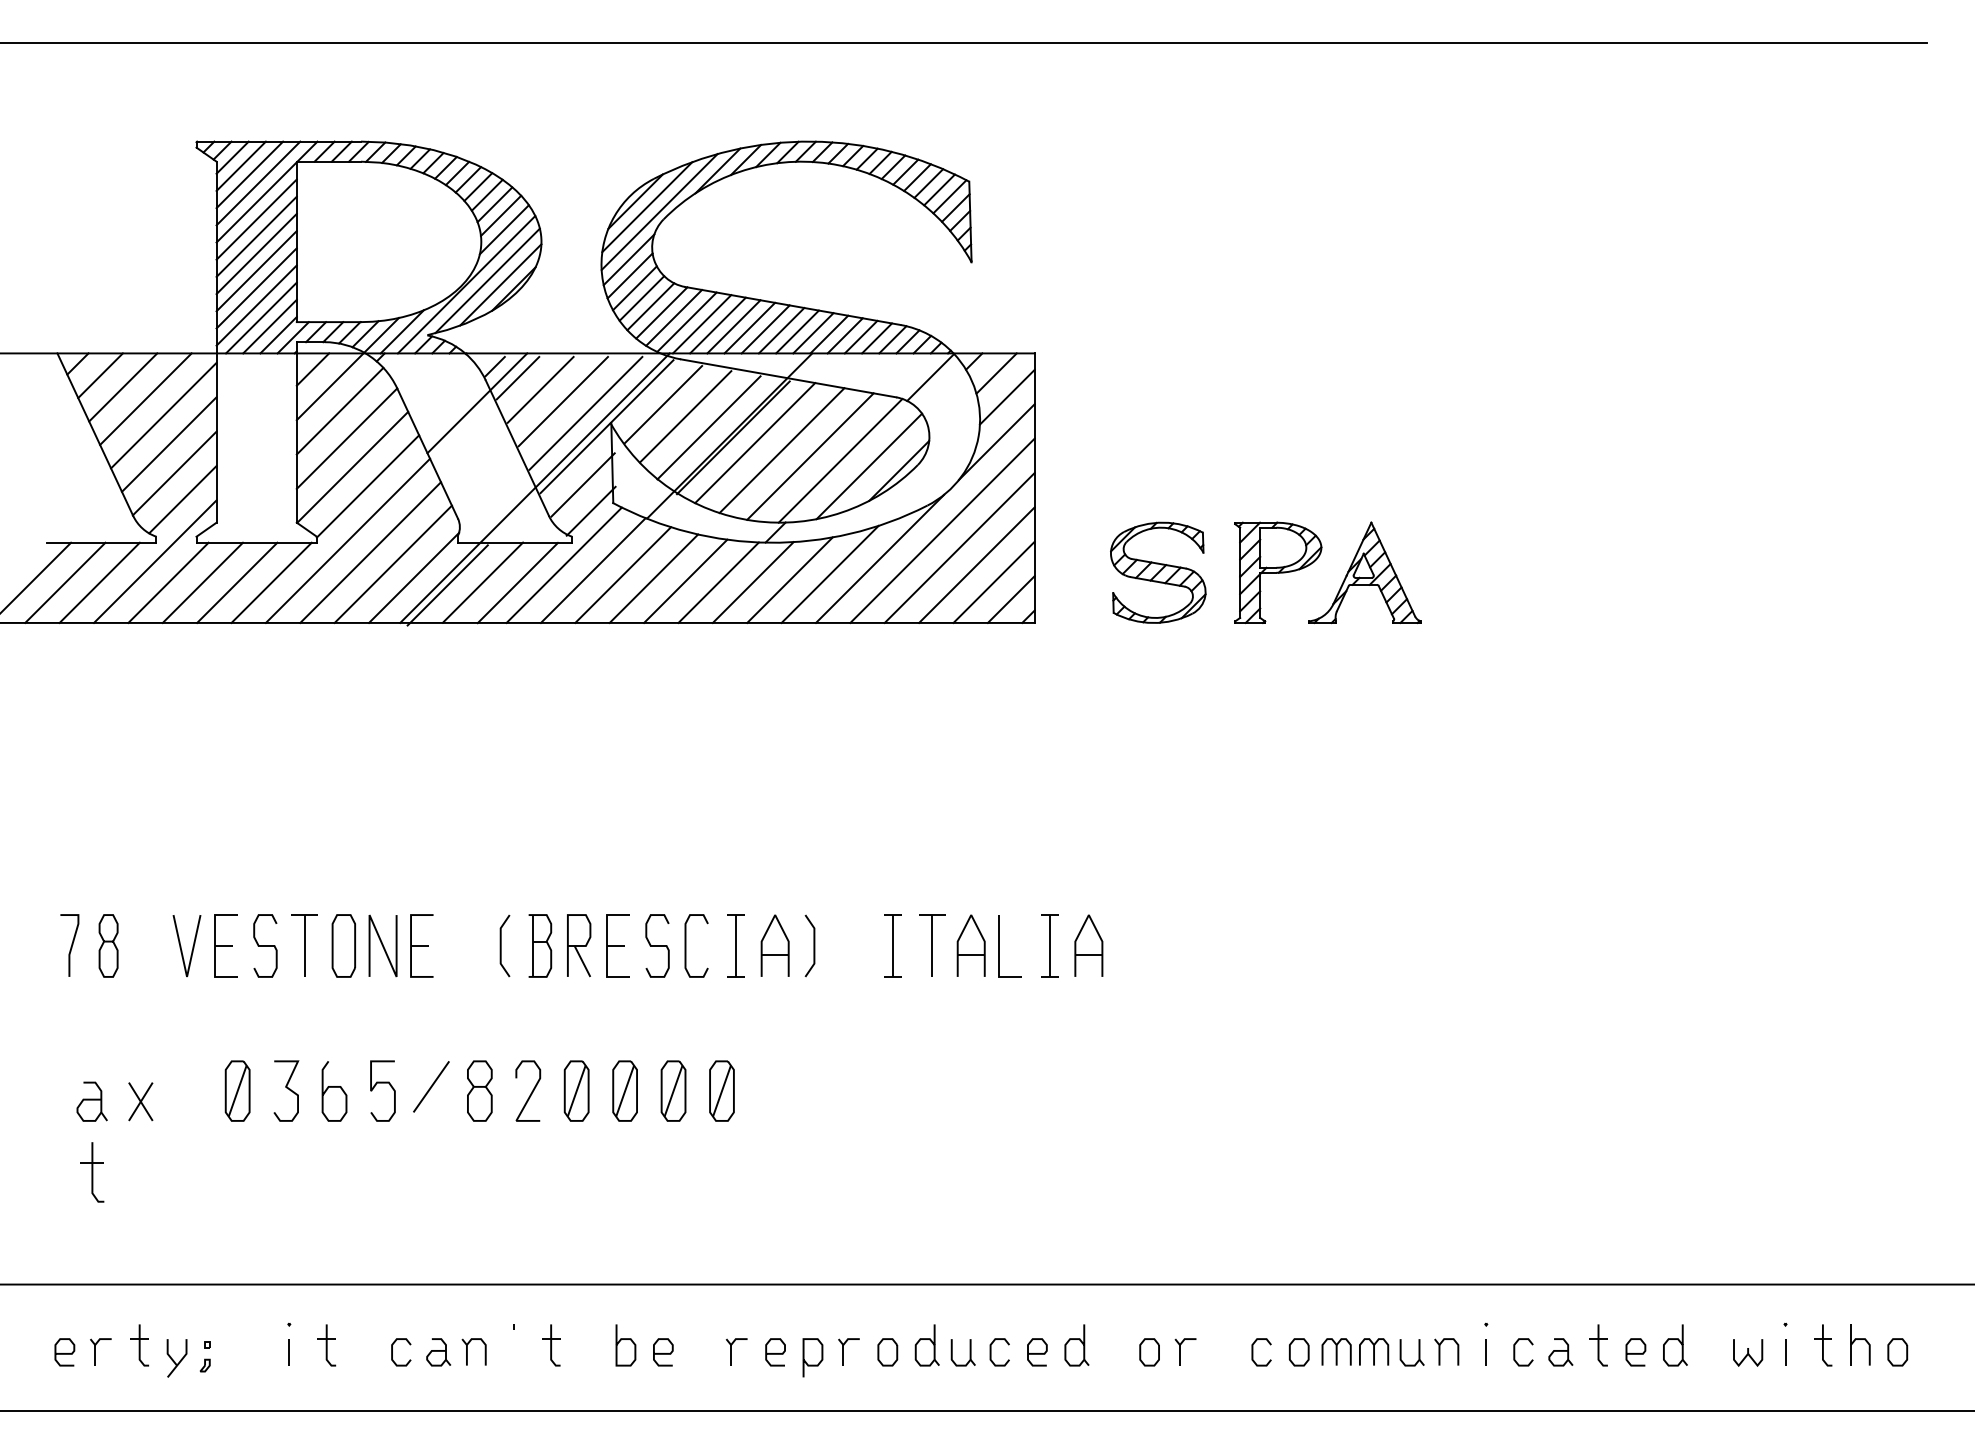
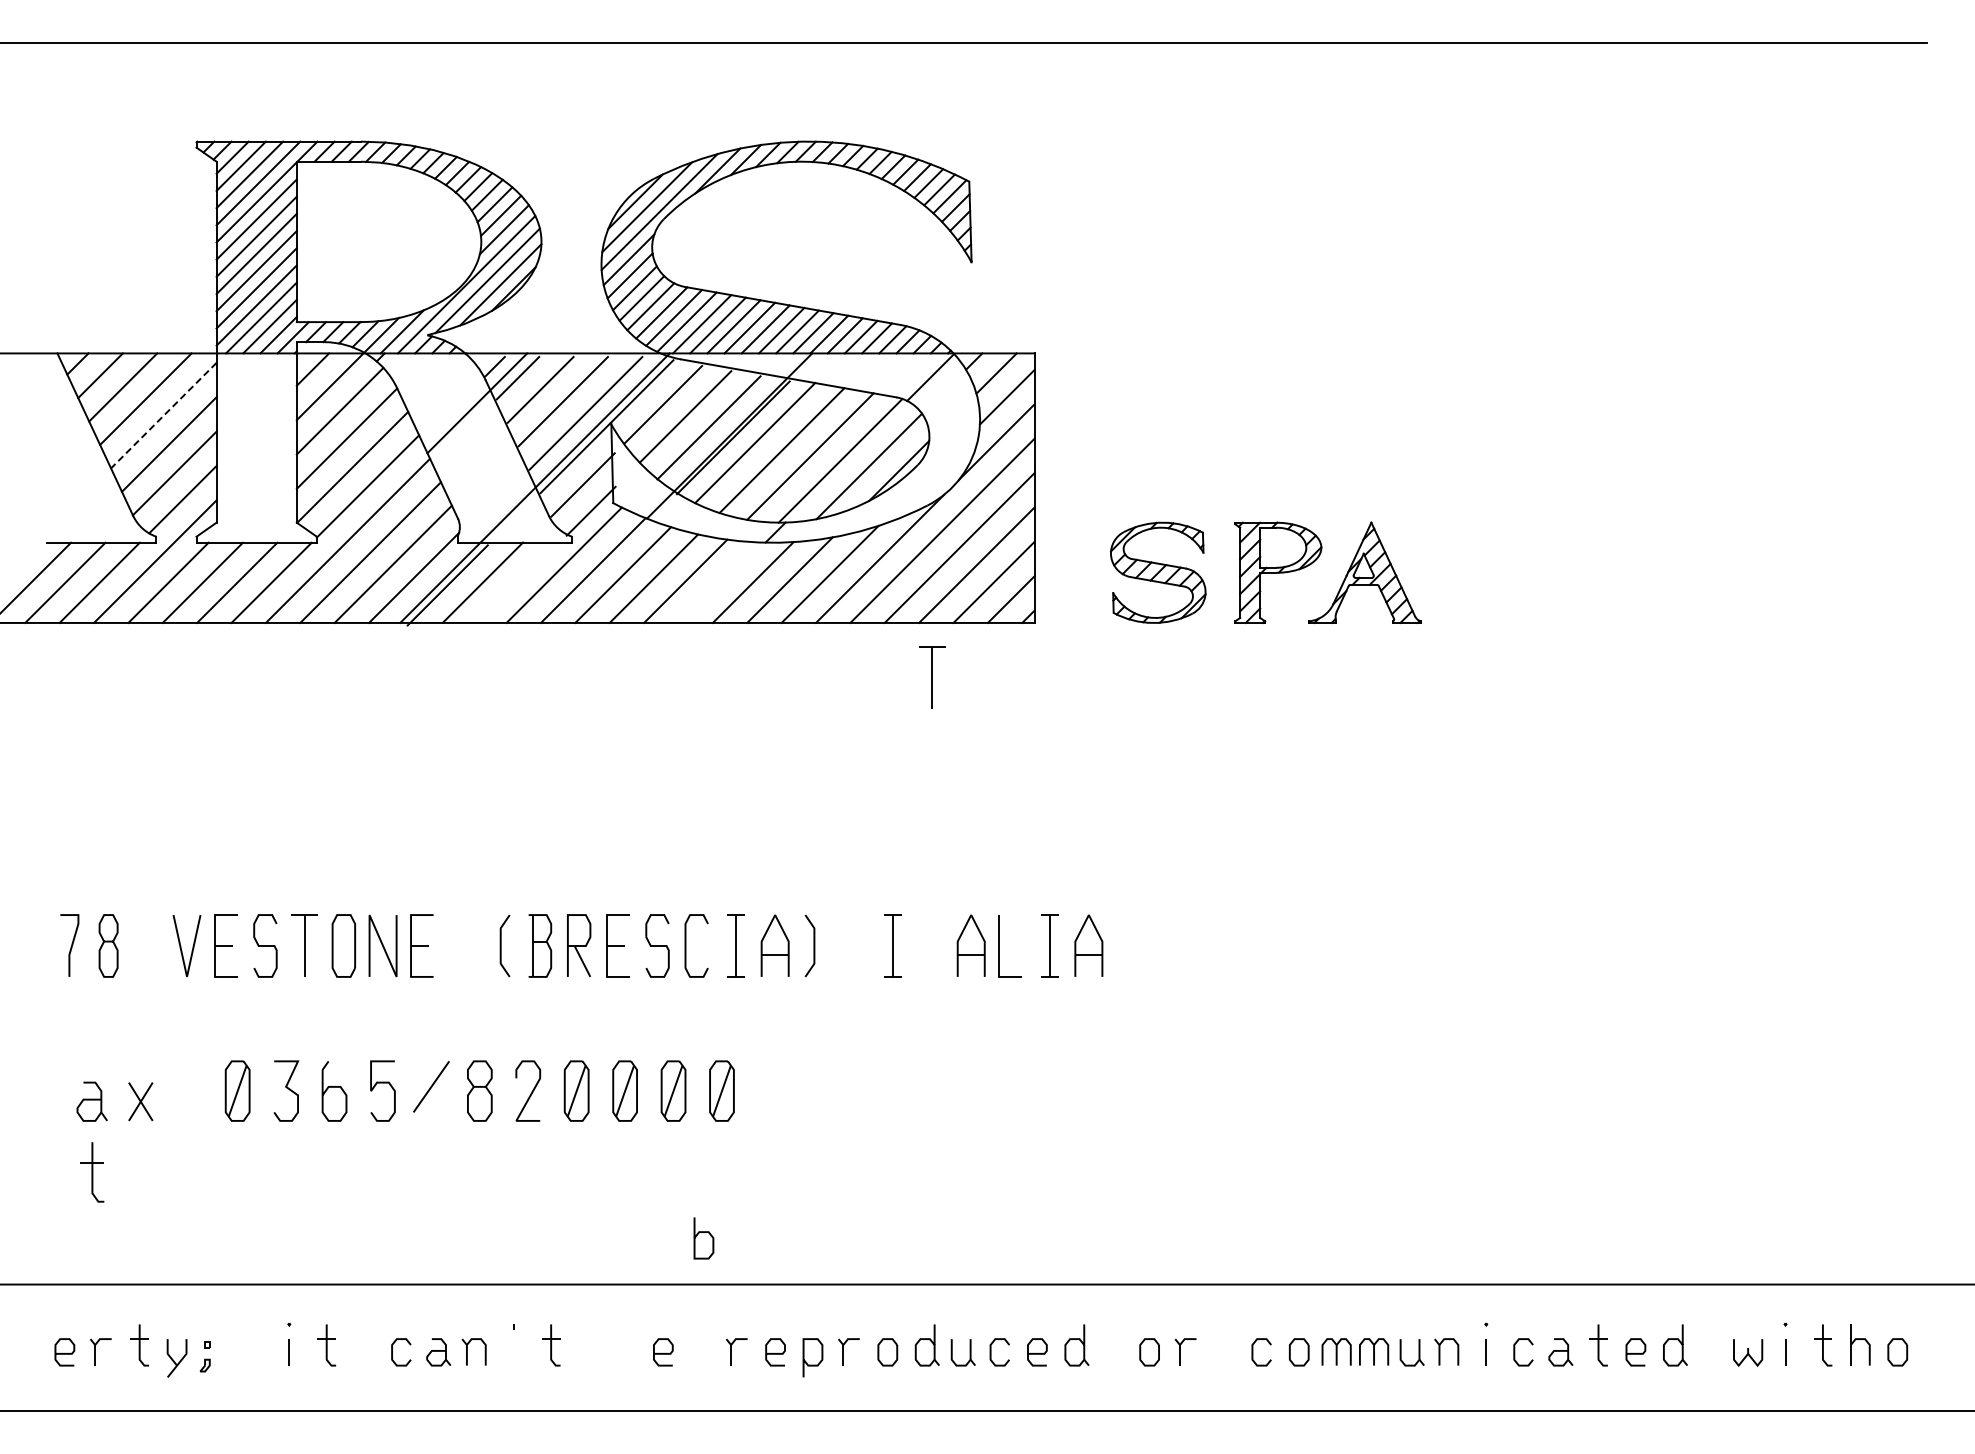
line: solid -> dashed (163, 415)
line: present -> none (517, 582)
line: present -> none (718, 582)
part position: (932, 945) -> (932, 677) (932, 677)
curve position: (625, 1339) -> (703, 1232) (703, 1232)
